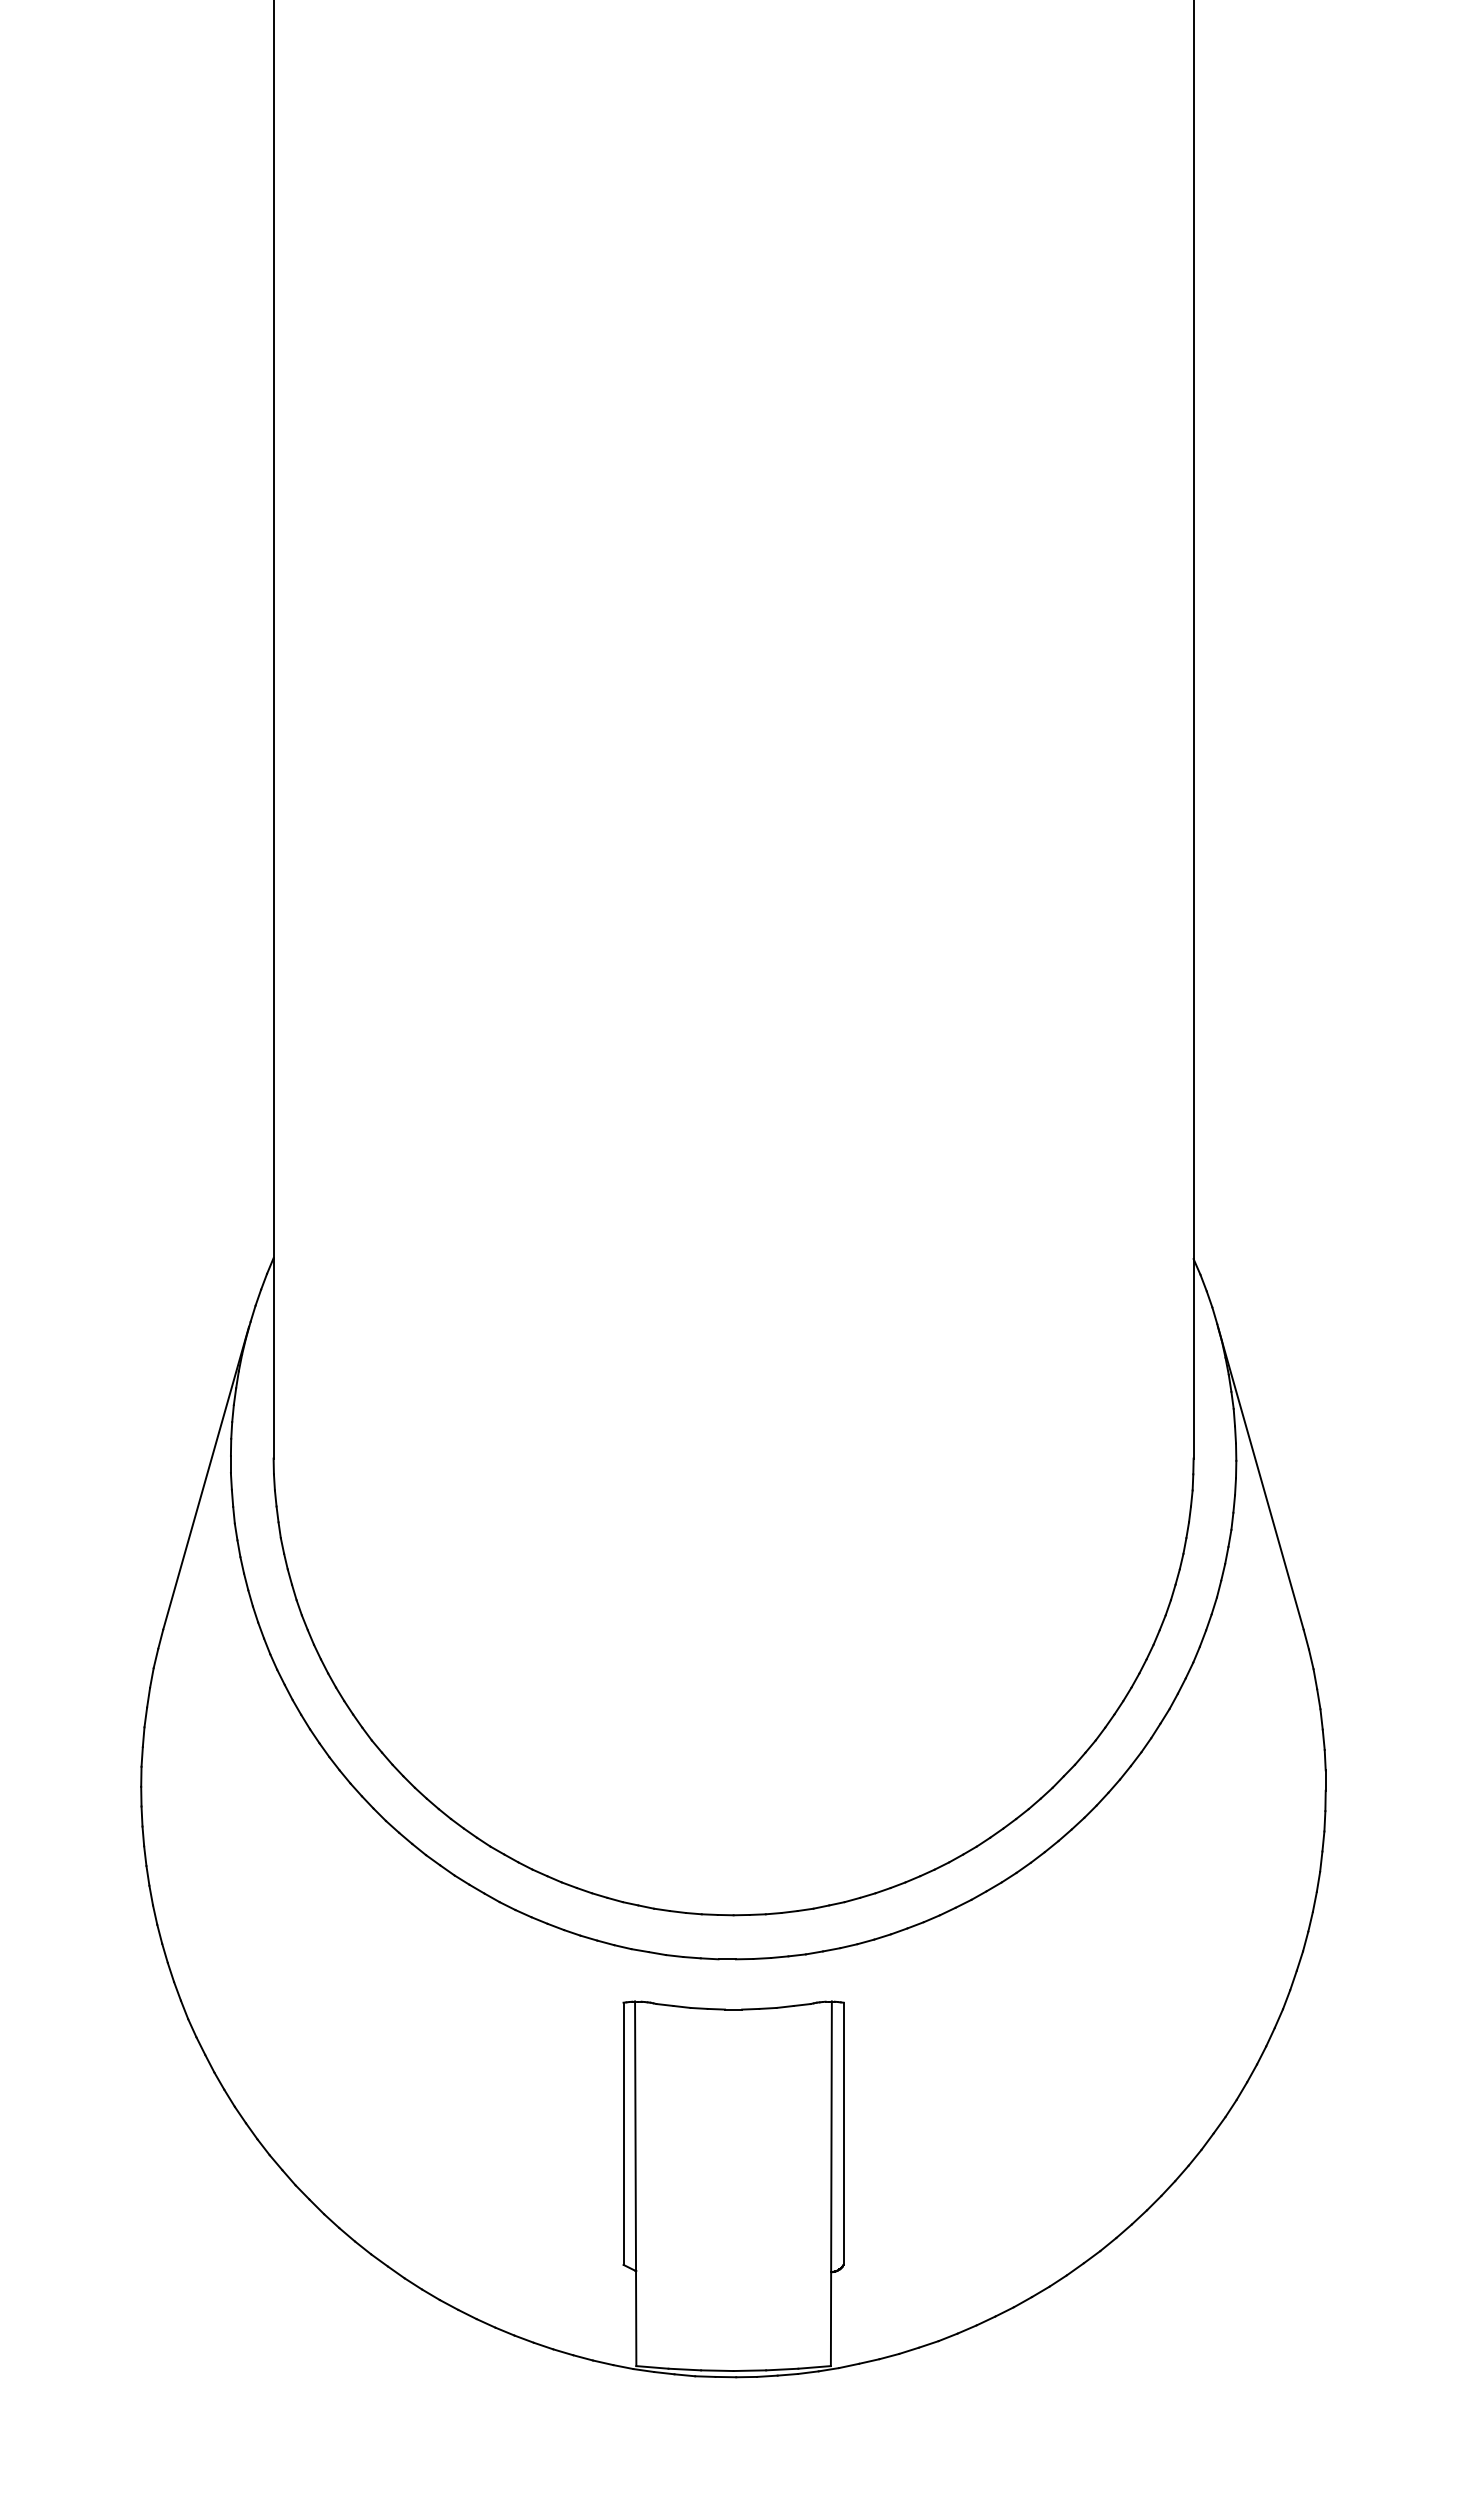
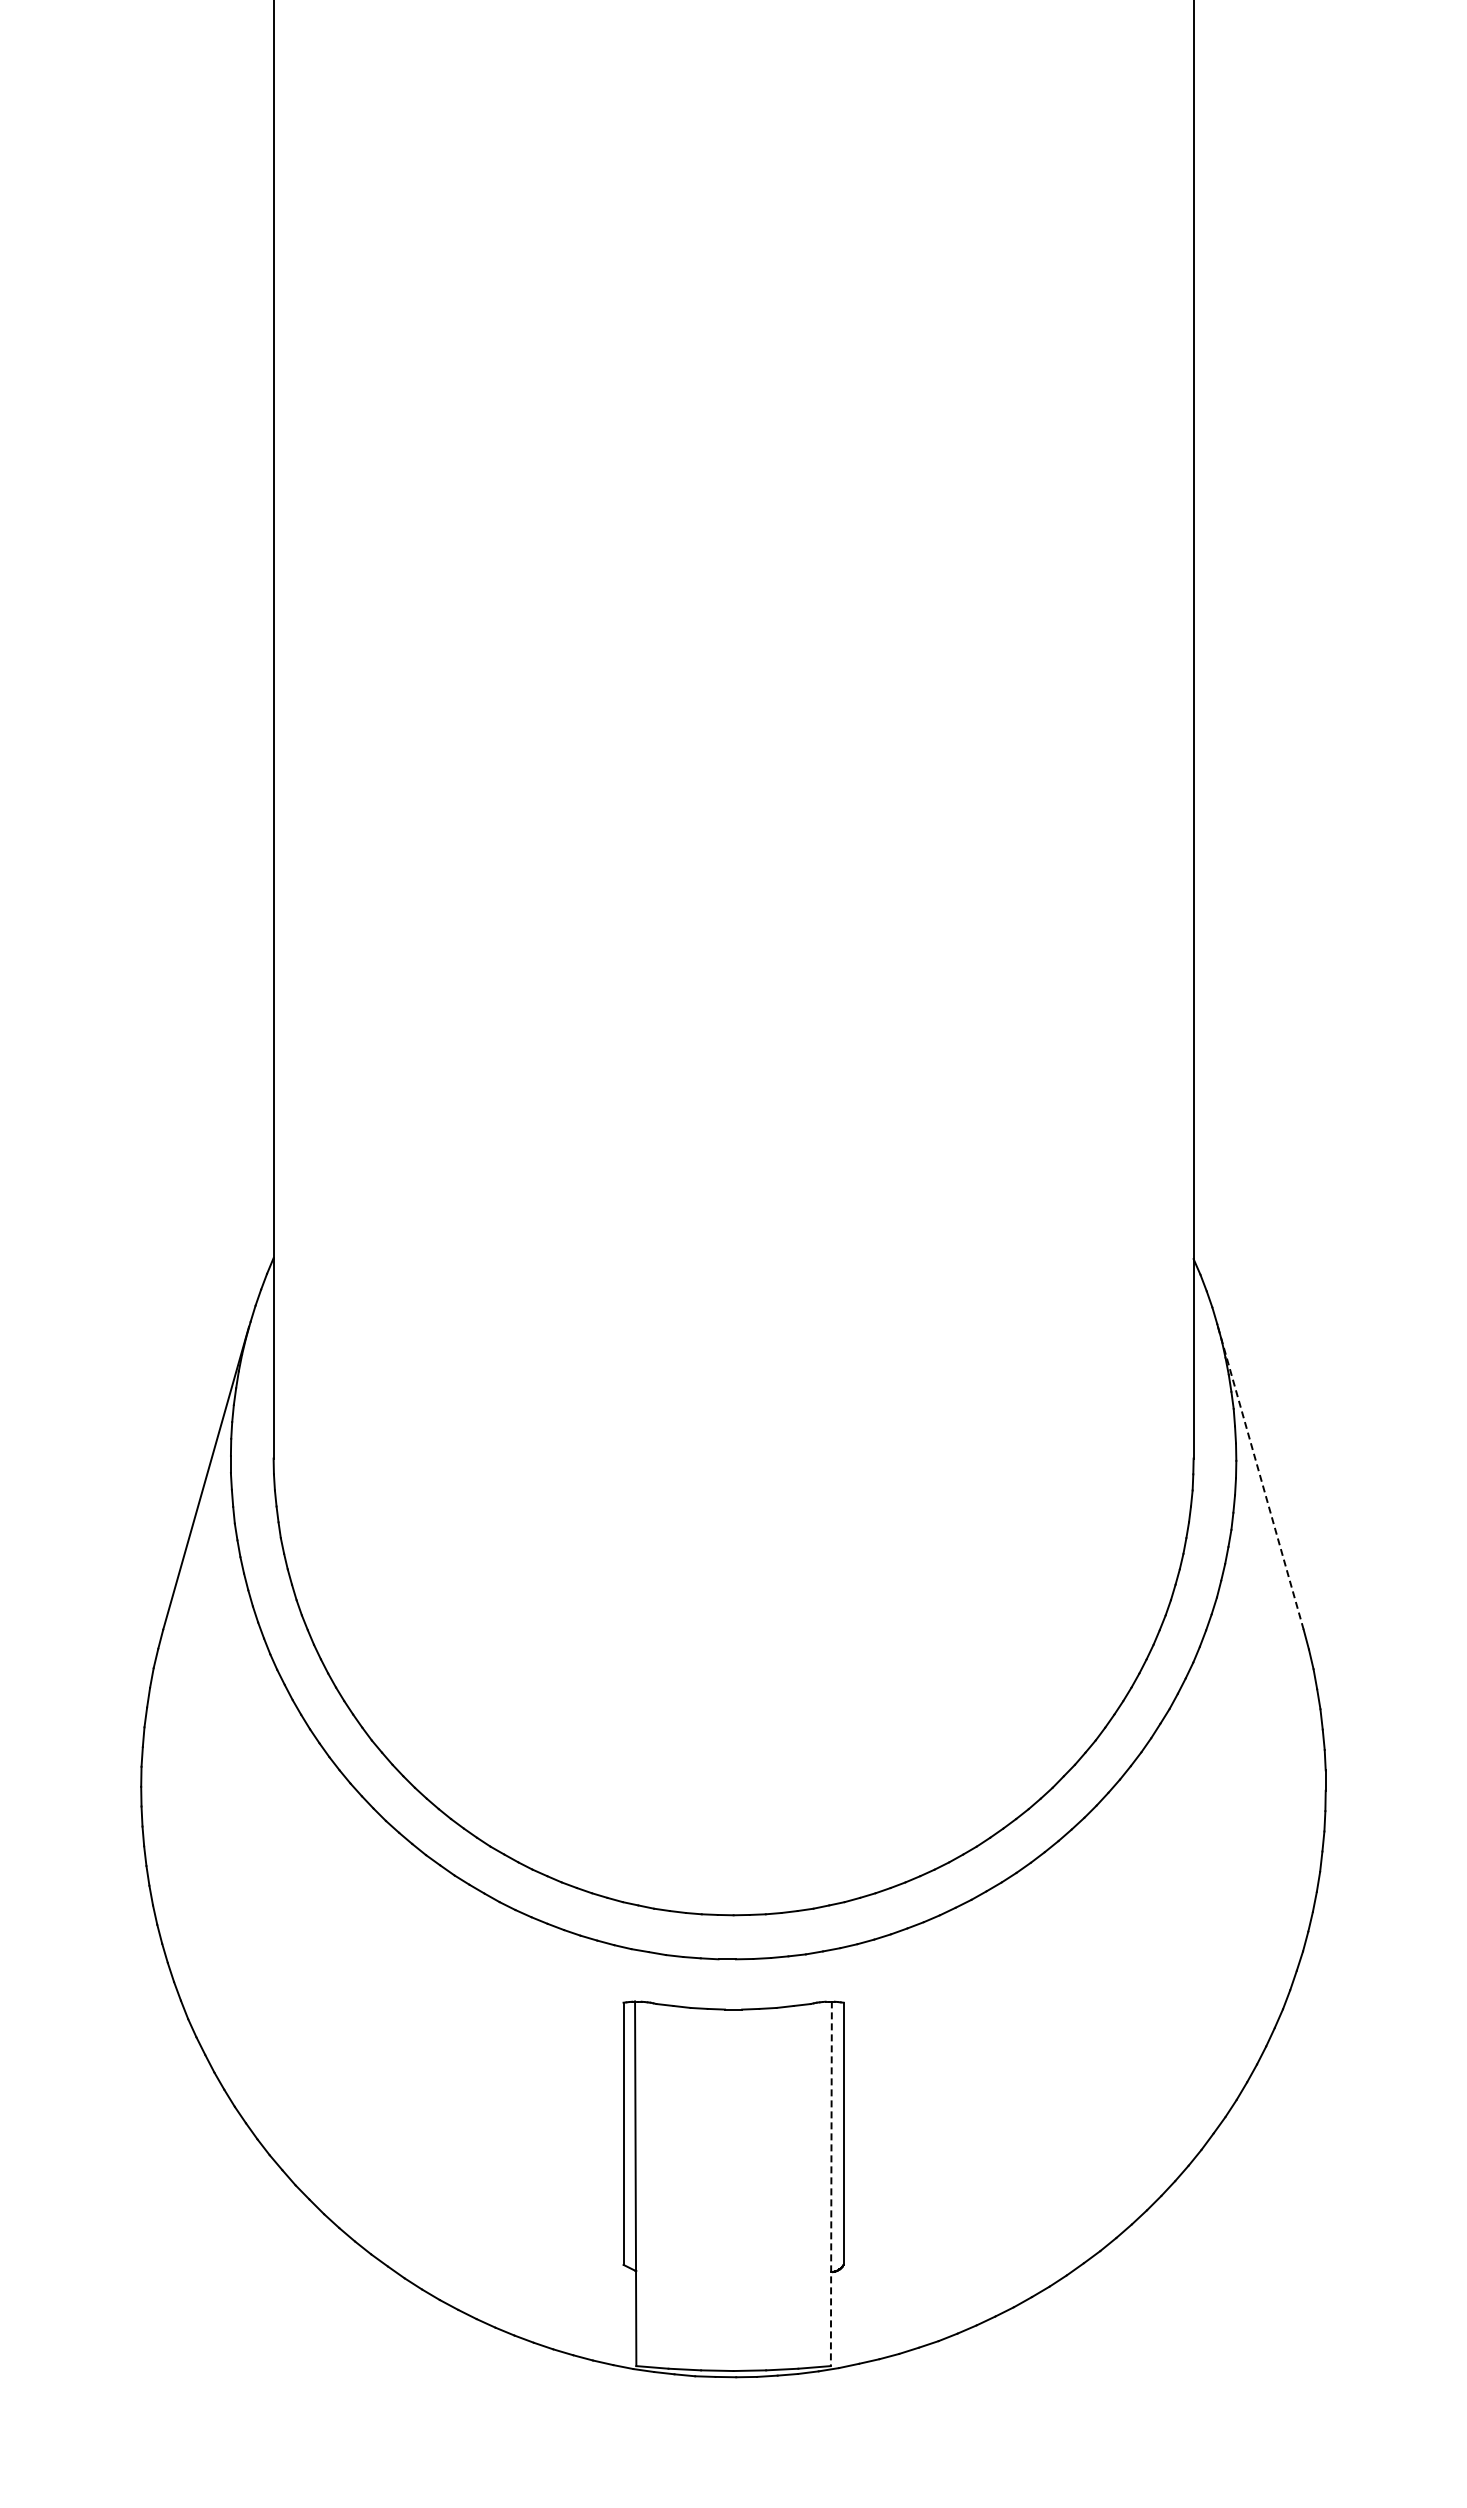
line: solid -> dashed (1260, 1478)
line: solid -> dashed (831, 2184)
